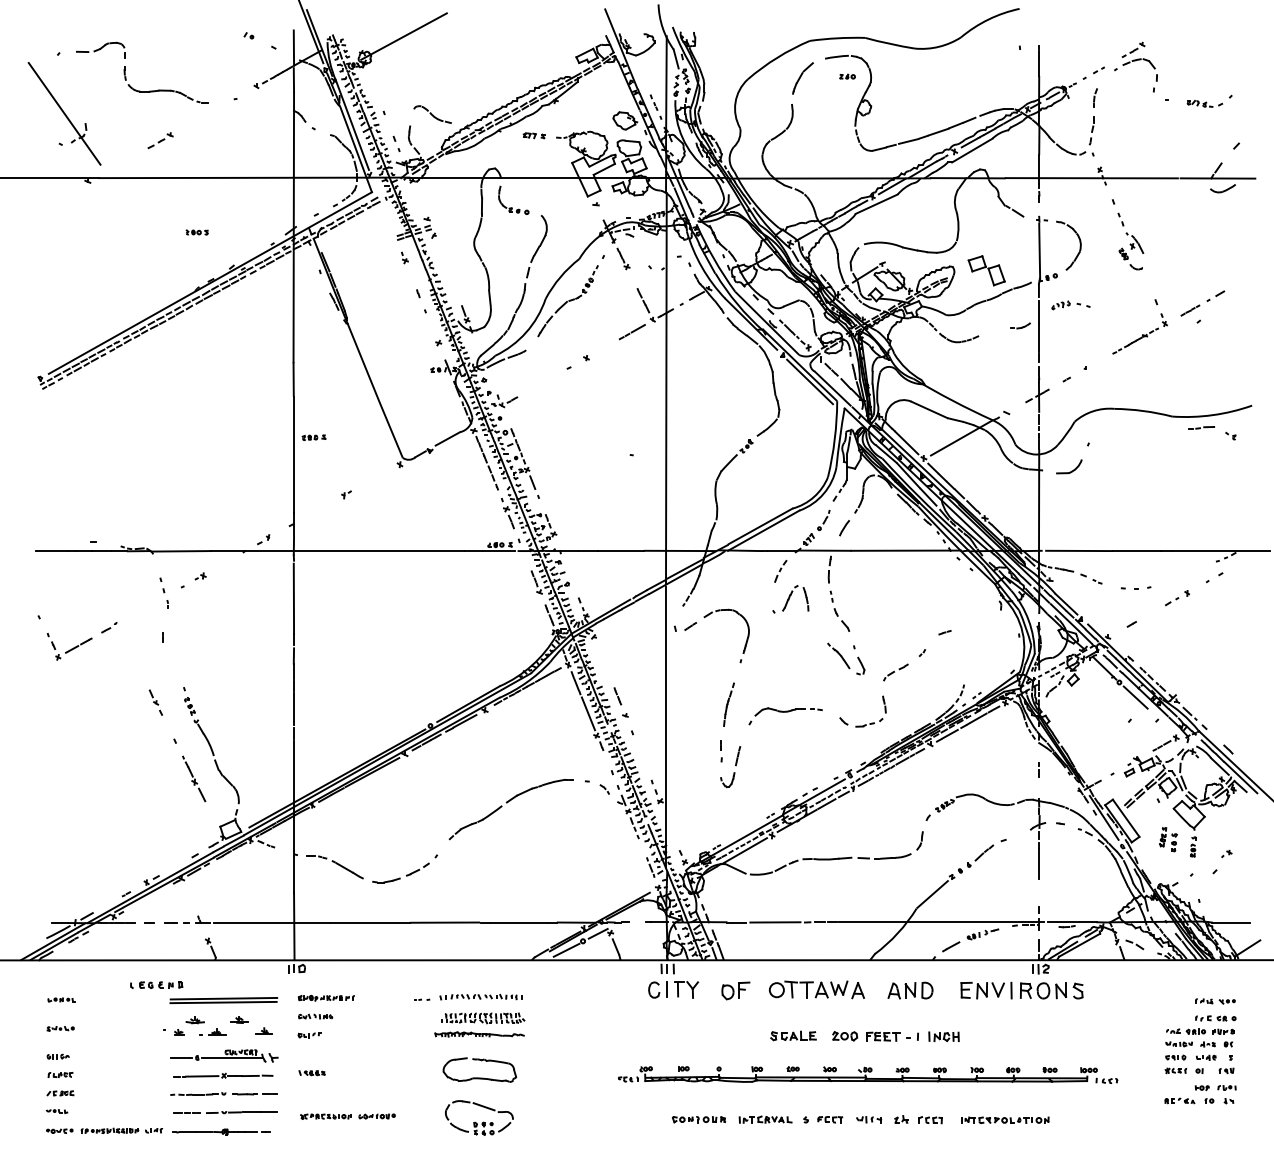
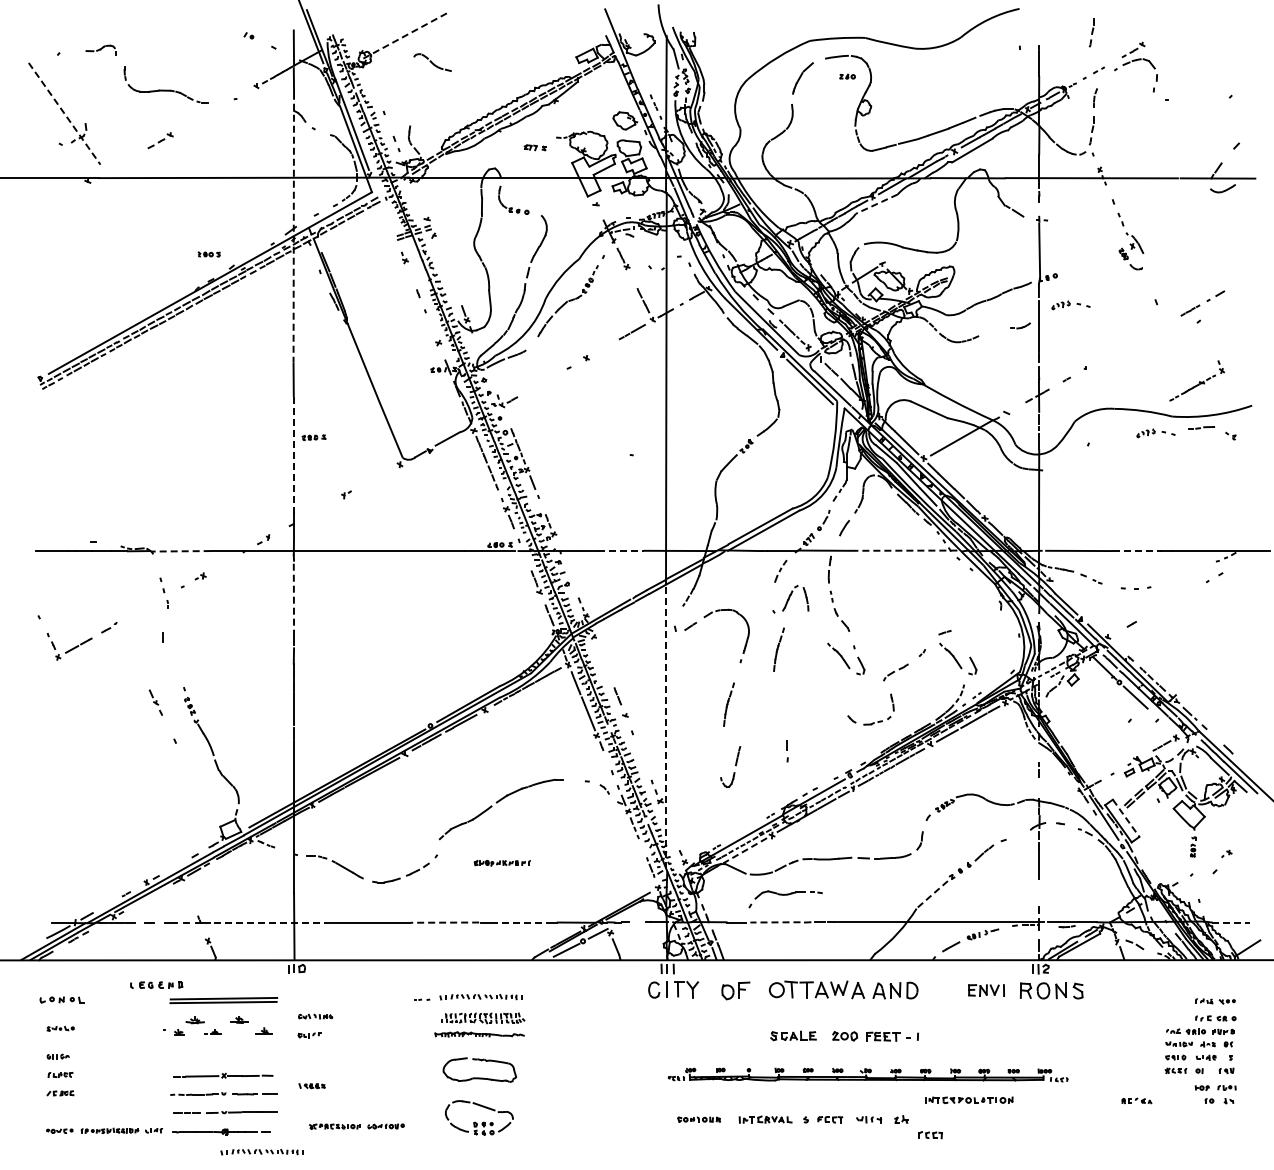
part: none -> present (1091, 32)
line: solid -> dashed (404, 36)
part size: 50x18 px -> 32x12 px (100, 49)
part: present -> none (1204, 103)
line: solid -> dashed (64, 114)
part position: (432, 114) -> (432, 62) (432, 62)
part position: (533, 135) -> (534, 147) (534, 147)
line: solid -> dashed (876, 204)
line: solid -> dashed (293, 227)
part position: (196, 232) -> (208, 254) (208, 254)
part: present -> none (1079, 246)
part: present -> none (986, 270)
part position: (1139, 333) -> (1196, 380) (1196, 380)
part: none -> present (1155, 433)
line: solid -> dashed (293, 455)
part: present -> none (1069, 466)
line: solid -> dashed (621, 550)
line: solid -> dashed (906, 550)
line: solid -> dashed (181, 551)
line: solid -> dashed (1136, 551)
line: solid -> dashed (293, 598)
part: present -> none (1177, 598)
part: none -> present (778, 649)
part: none -> present (958, 658)
part position: (785, 716) -> (785, 899) (785, 899)
part position: (864, 724) -> (872, 722) (872, 722)
line: solid -> dashed (666, 727)
part position: (721, 751) -> (787, 751) (787, 751)
part: present -> none (194, 778)
part position: (507, 803) -> (497, 803) (497, 803)
line: solid -> dashed (1126, 818)
part: present -> none (1168, 839)
line: solid -> dashed (744, 851)
line: solid -> dashed (932, 894)
line: solid -> dashed (272, 922)
line: solid -> dashed (444, 922)
line: solid -> dashed (519, 922)
line: solid -> dashed (774, 922)
line: solid -> dashed (1231, 922)
part position: (910, 990) -> (895, 990) (895, 990)
part size: 53x19 px -> 37x13 px (986, 990)
part position: (325, 997) -> (501, 862) (501, 862)
part size: 29x6 px -> 46x8 px (61, 999)
part size: 28x8 px -> 18x6 px (212, 1031)
part: present -> none (943, 1036)
part: present -> none (224, 1055)
part position: (311, 1073) -> (311, 1086) (311, 1086)
part size: 501x18 px -> 402x16 px (867, 1074)
part position: (1179, 1100) -> (1136, 1100) (1136, 1100)
part: present -> none (56, 1111)
part position: (347, 1116) -> (356, 1126) (356, 1126)
part size: 55x8 px -> 44x7 px (698, 1119)
part position: (930, 1120) -> (930, 1135) (930, 1135)
part position: (1005, 1120) -> (969, 1100) (969, 1100)
part: none -> present (261, 1152)
